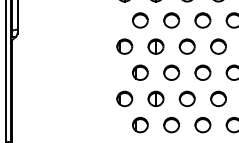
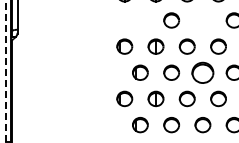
part: present -> none (140, 20)
part: present -> none (202, 20)
line: solid -> dashed (5, 71)
part size: 18x17 px -> 24x23 px (202, 72)
